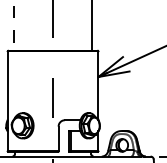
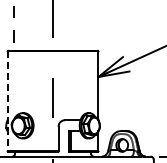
line: present -> none (92, 26)
line: solid -> dashed (7, 101)
